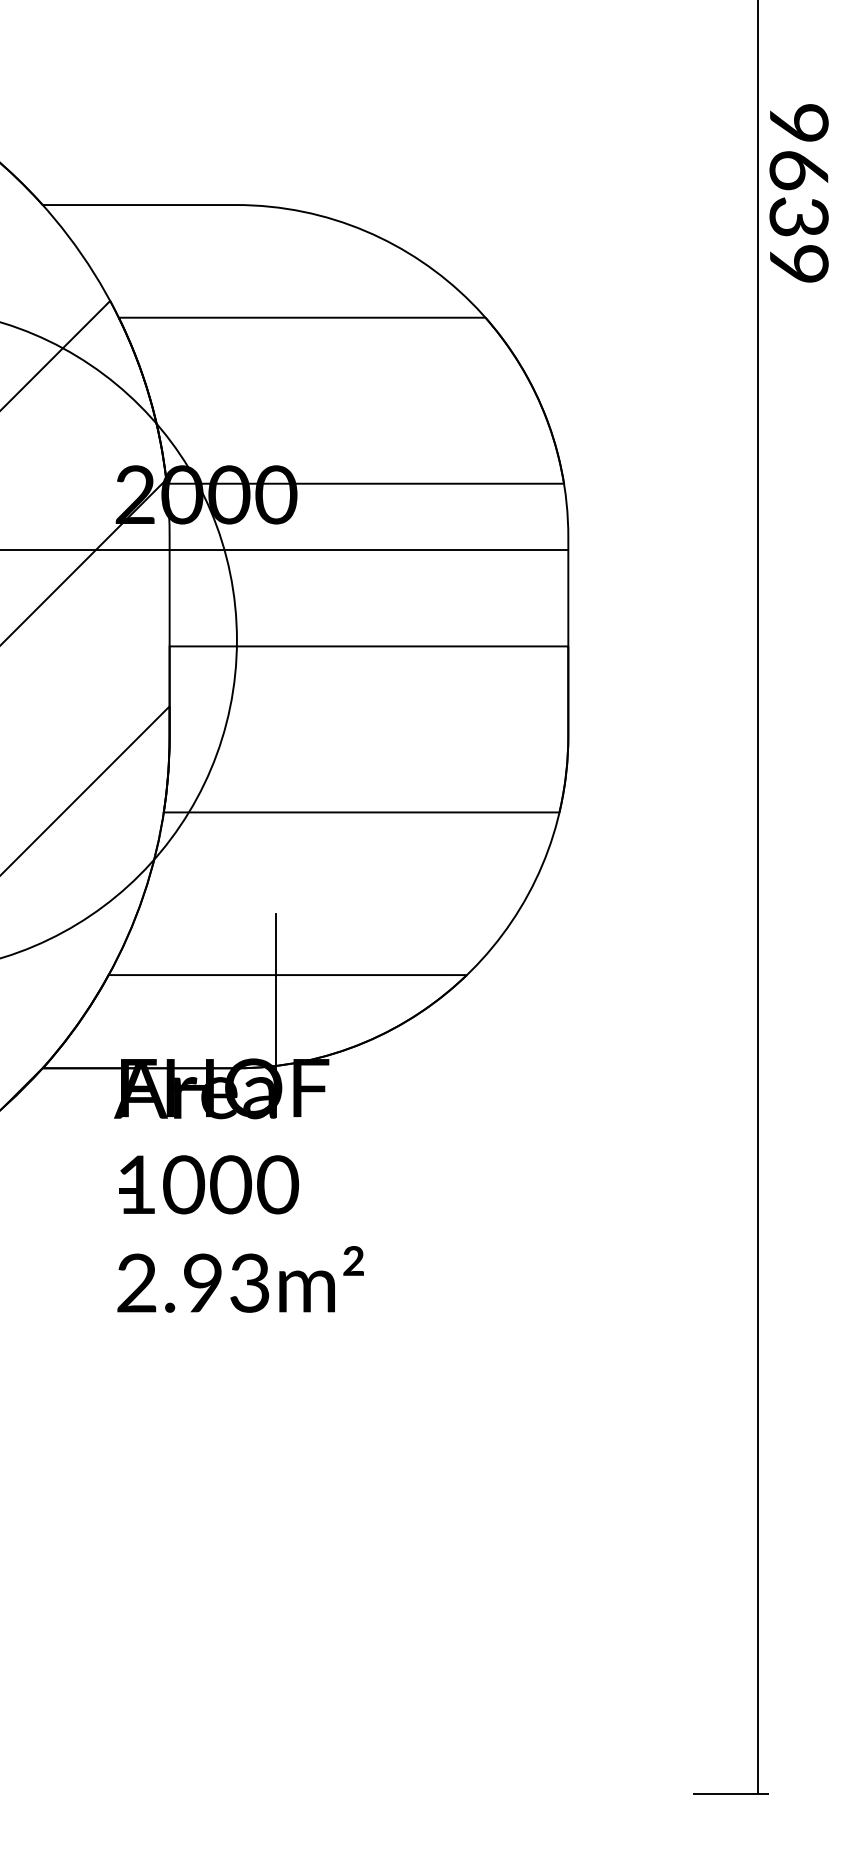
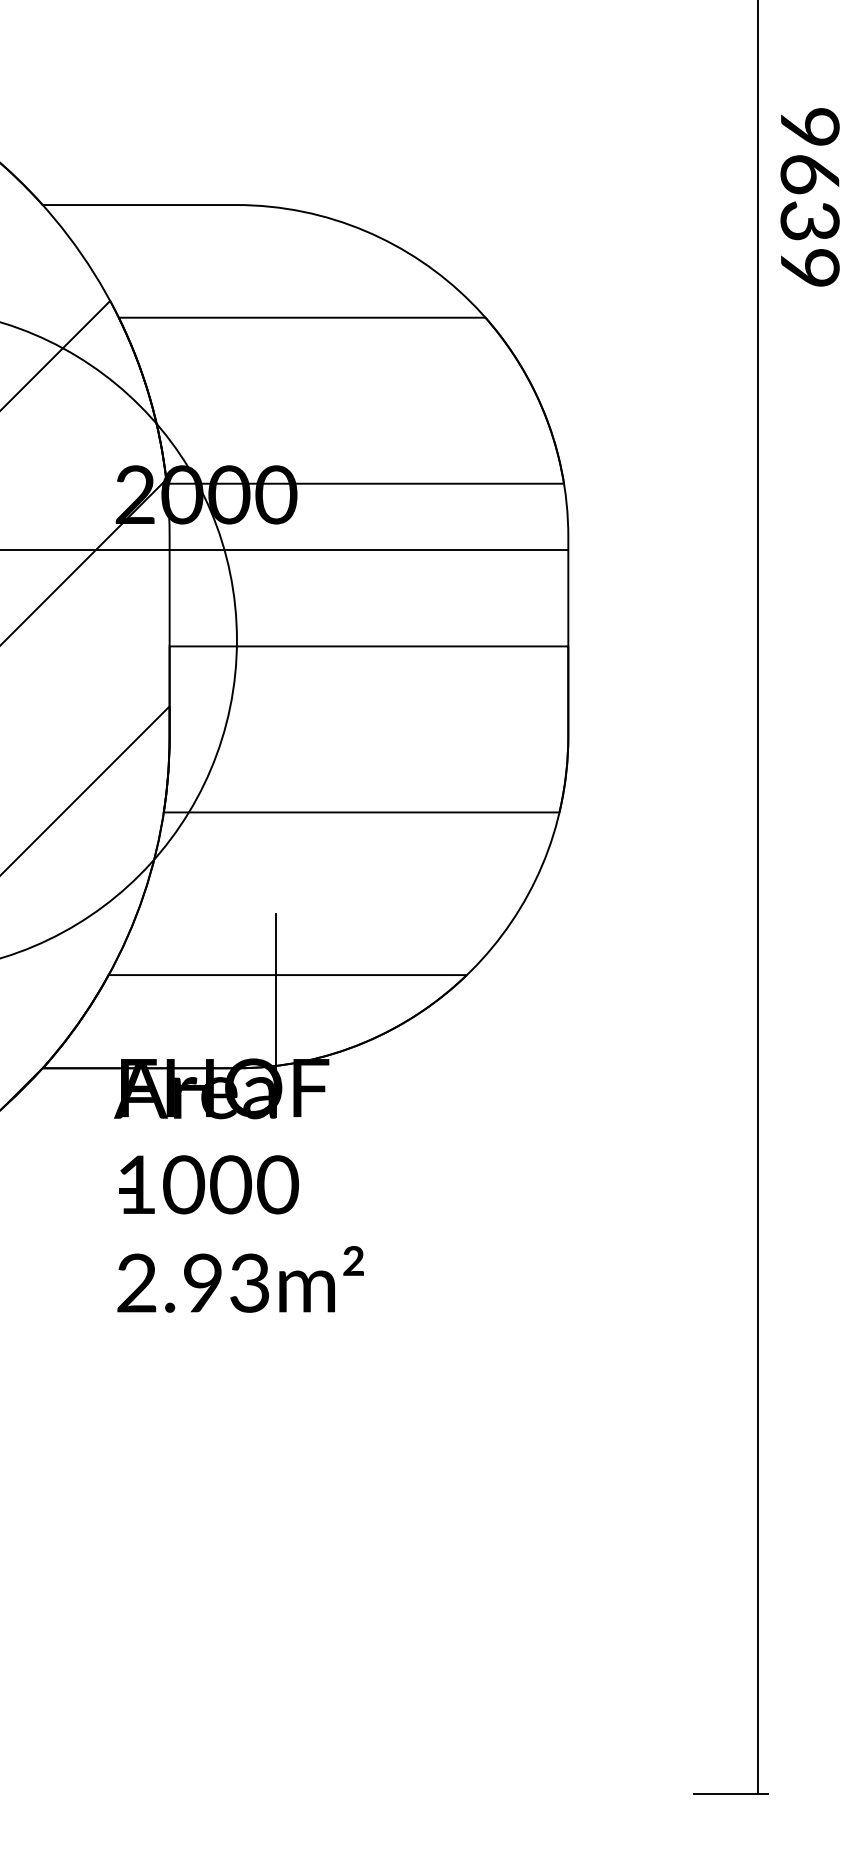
text position: (798, 193) -> (809, 197) (809, 197)
